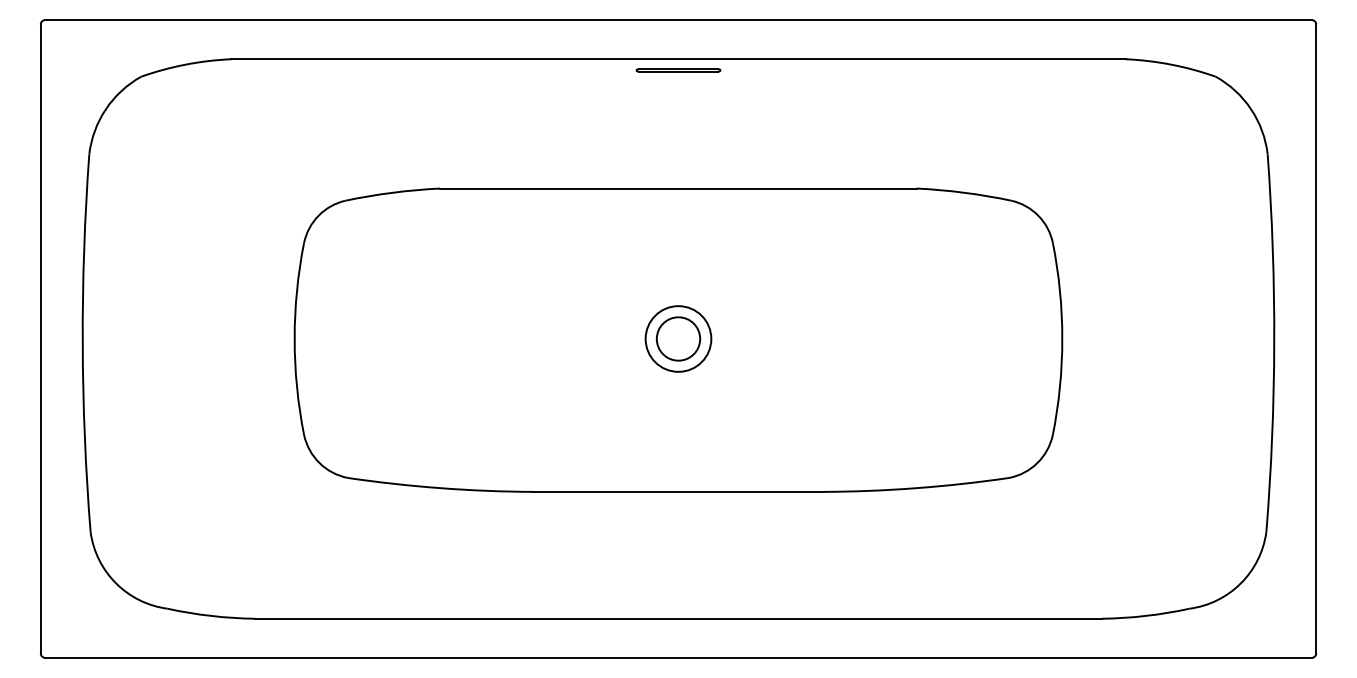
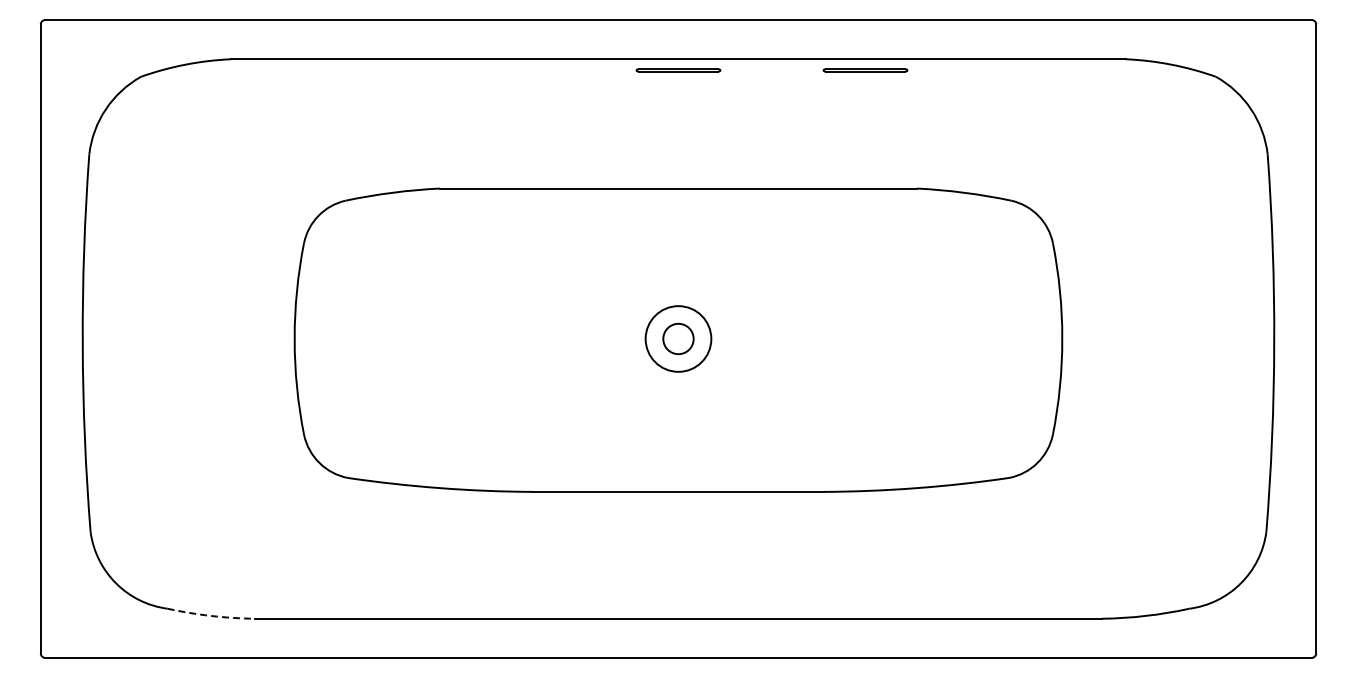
line: none -> present (865, 69)
circle diameter: 43 px -> 30 px (678, 338)
arc: solid -> dashed (211, 615)
